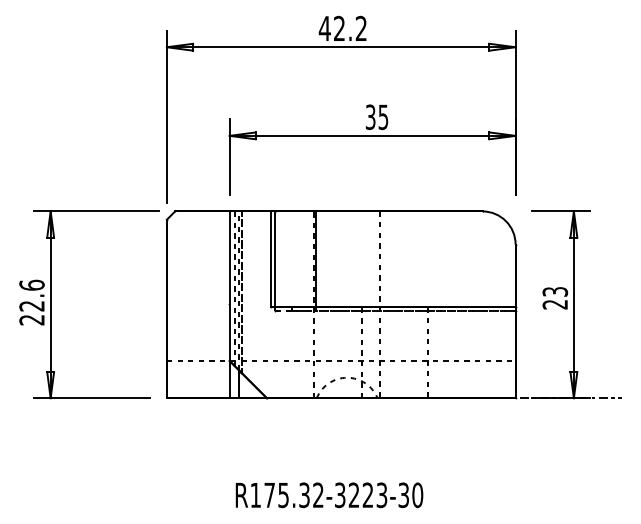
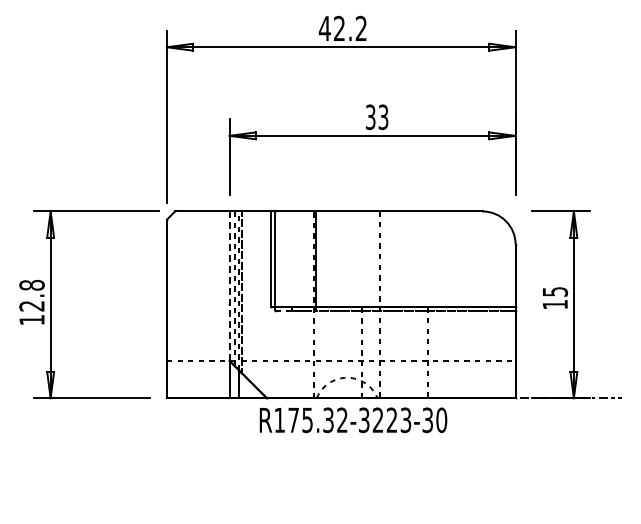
text: 35 -> 33 (383, 116)
line: solid -> dashed (229, 286)
text: 23 -> 15 (554, 298)
text: 22.6 -> 12.8 (31, 302)
text position: (329, 495) -> (353, 420) (353, 420)
